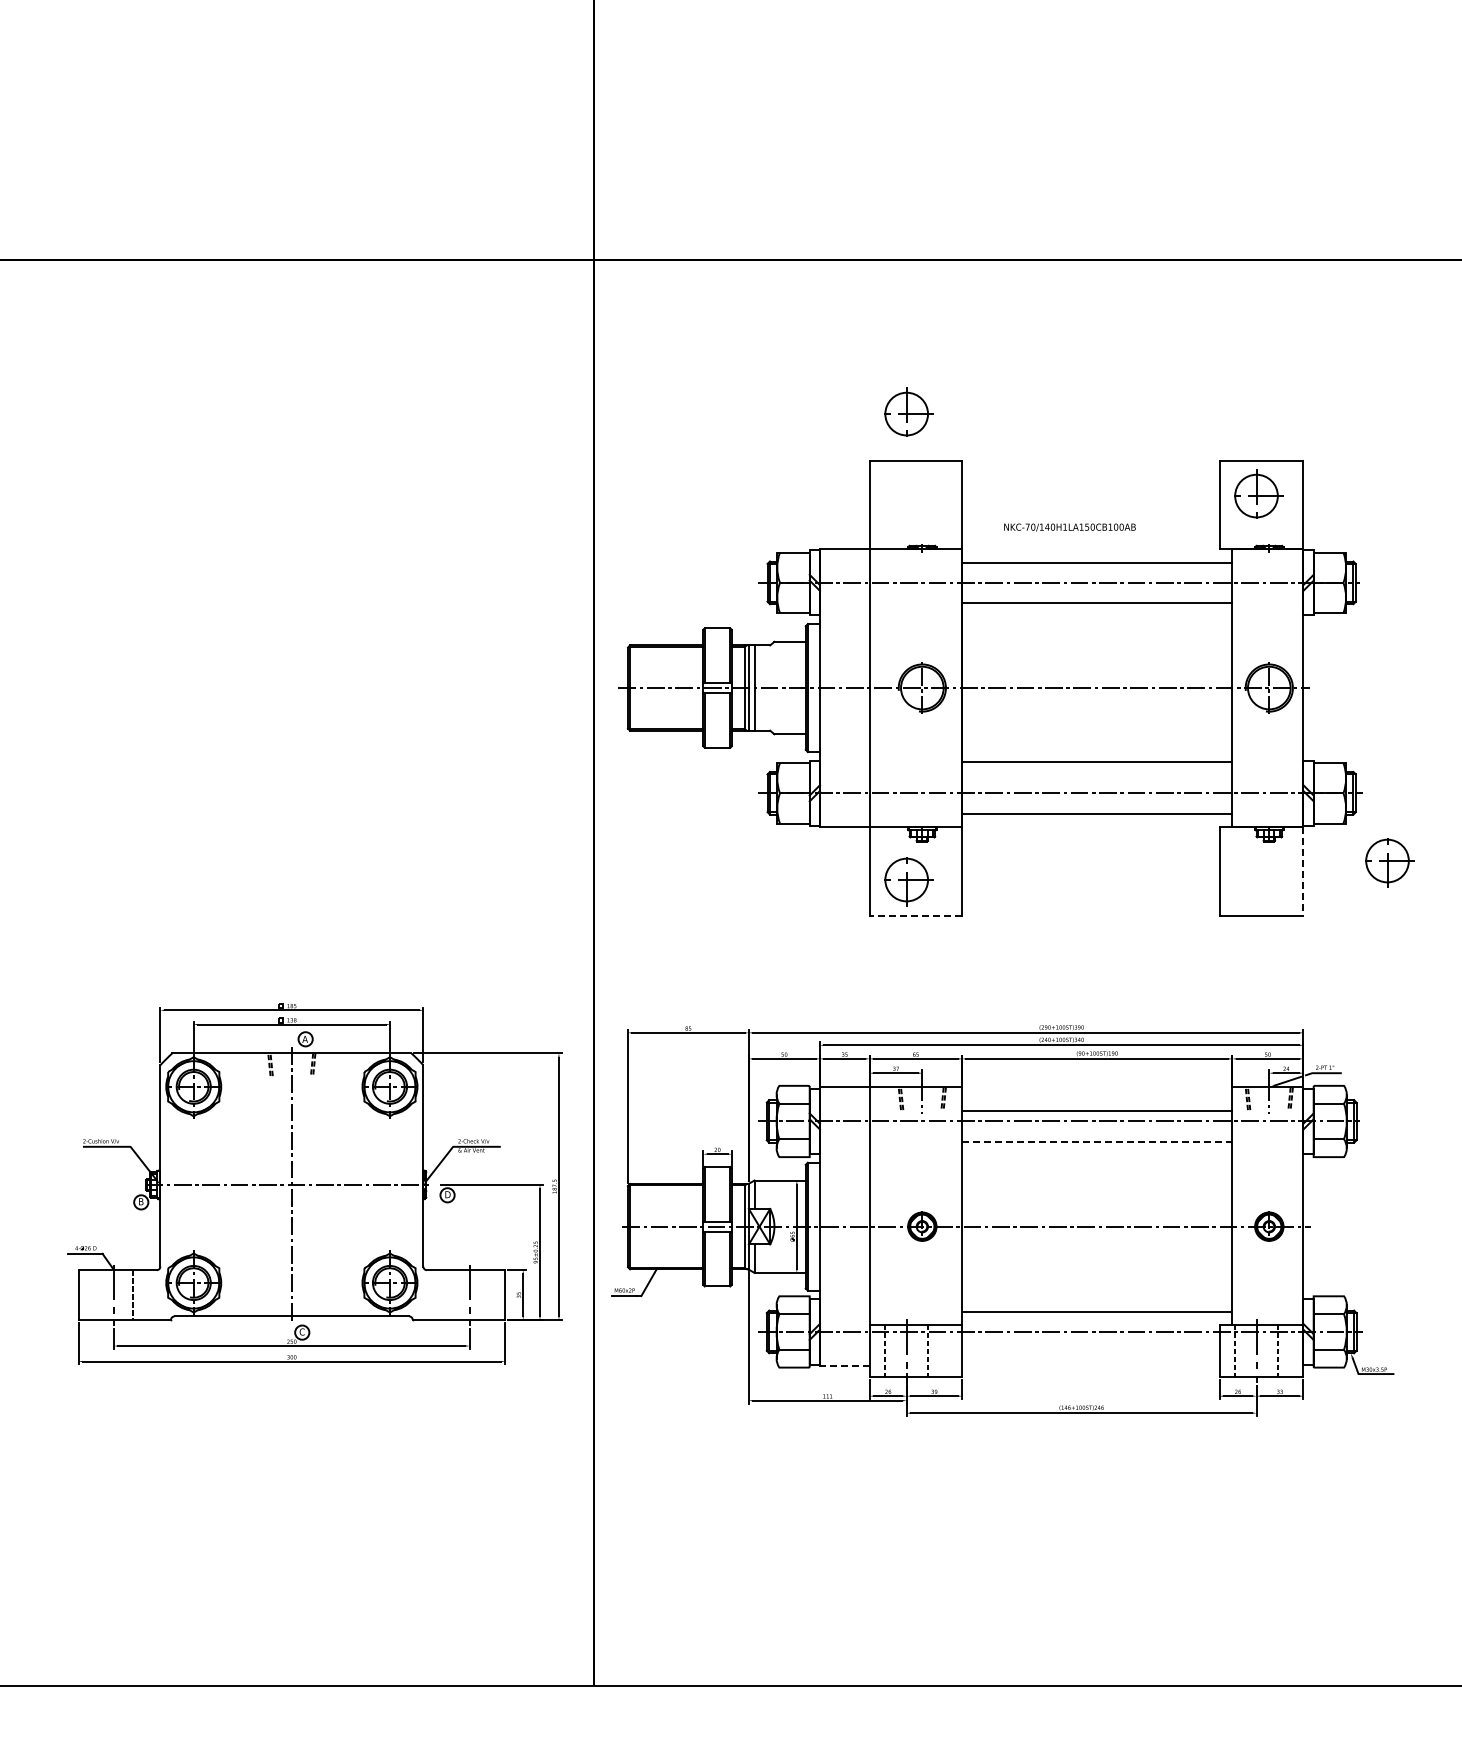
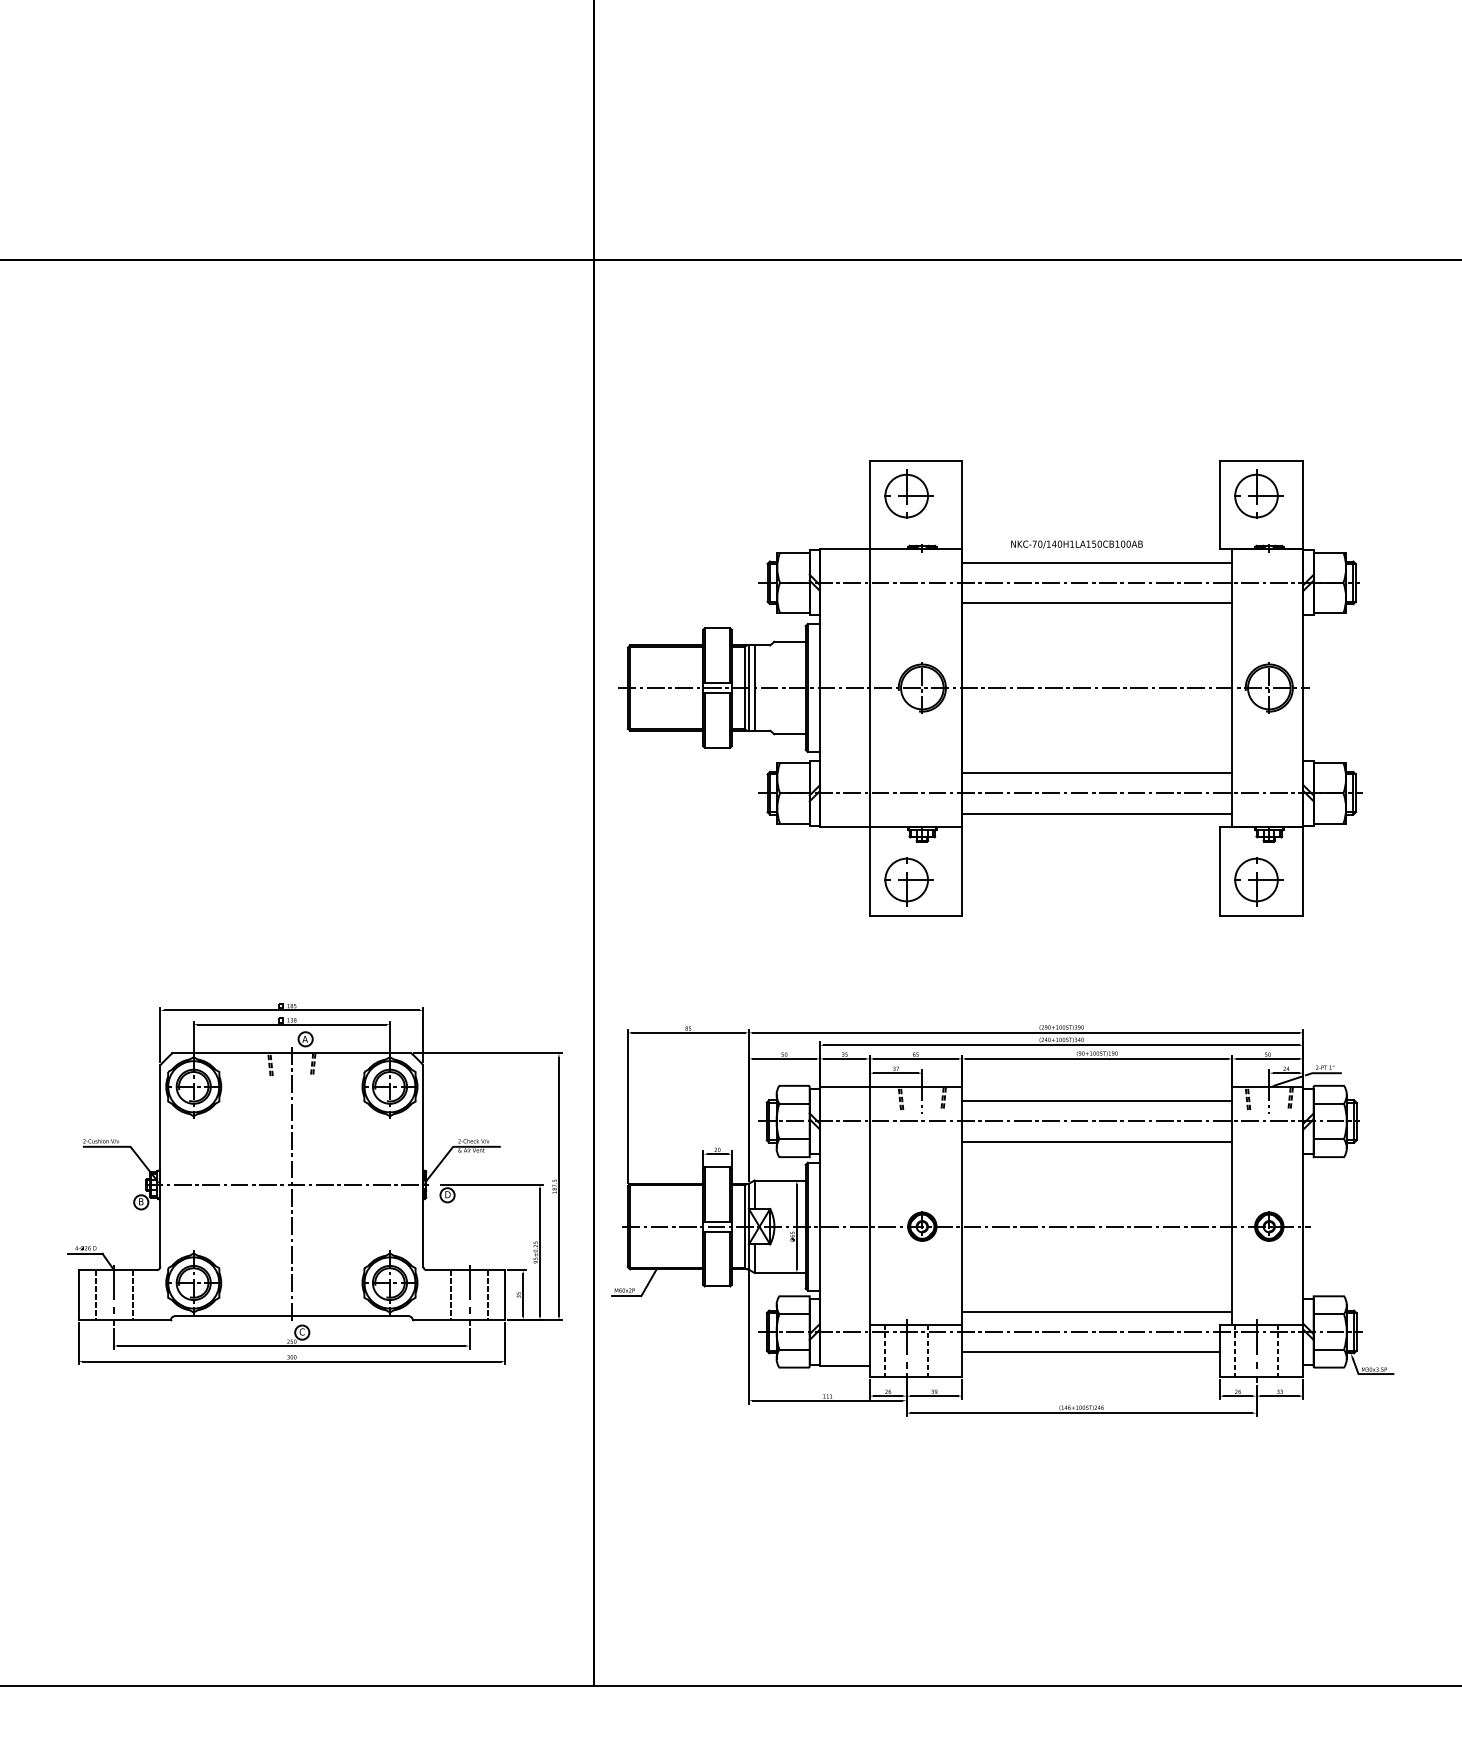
part position: (908, 411) -> (908, 493) (908, 493)
text position: (1069, 527) -> (1076, 544) (1076, 544)
line position: (1097, 761) -> (1097, 772) (1097, 772)
part position: (1389, 862) -> (1258, 881) (1258, 881)
line: dashed -> solid (1303, 872)
line: dashed -> solid (915, 915)
line position: (1097, 1111) -> (1097, 1101) (1097, 1101)
line: dashed -> solid (1097, 1141)
line: none -> present (95, 1294)
line: none -> present (451, 1294)
line: none -> present (488, 1294)
line: none -> present (1090, 1352)
line: dashed -> solid (844, 1366)
